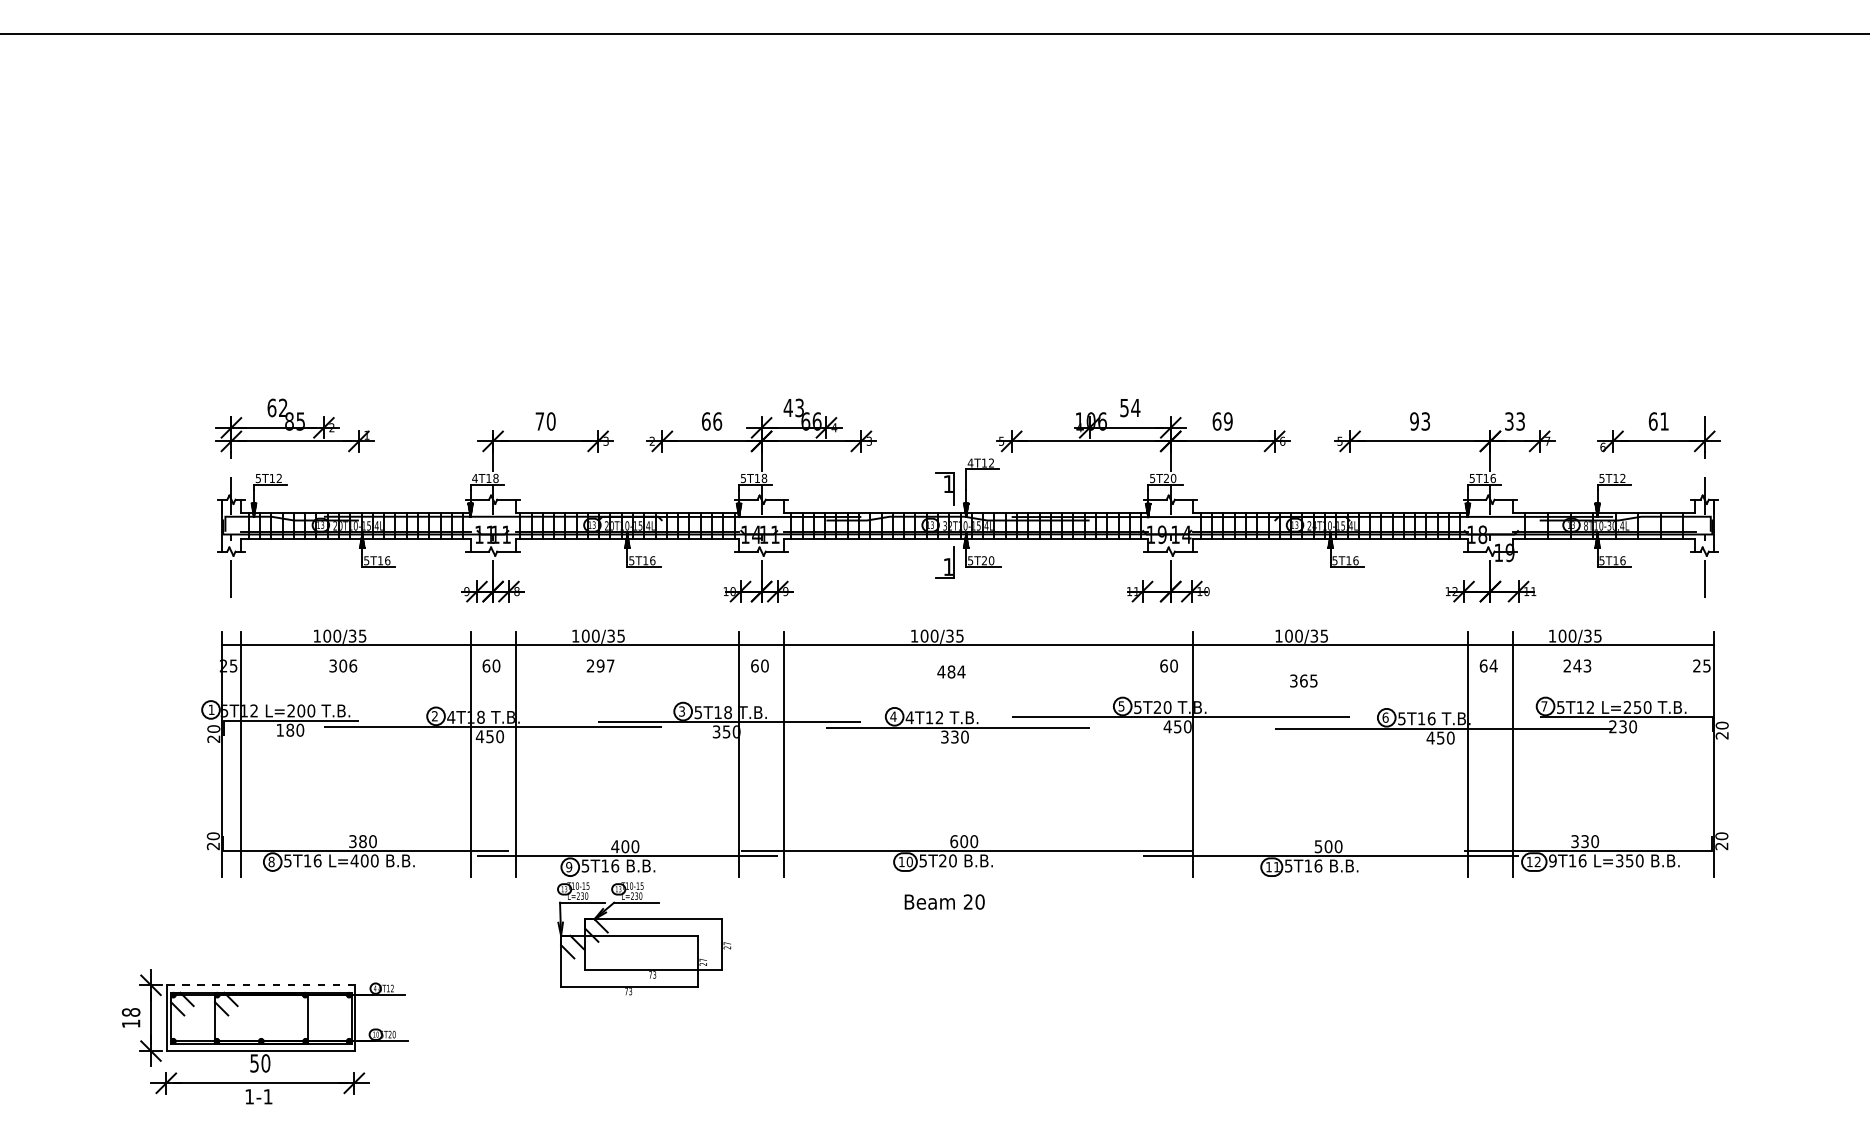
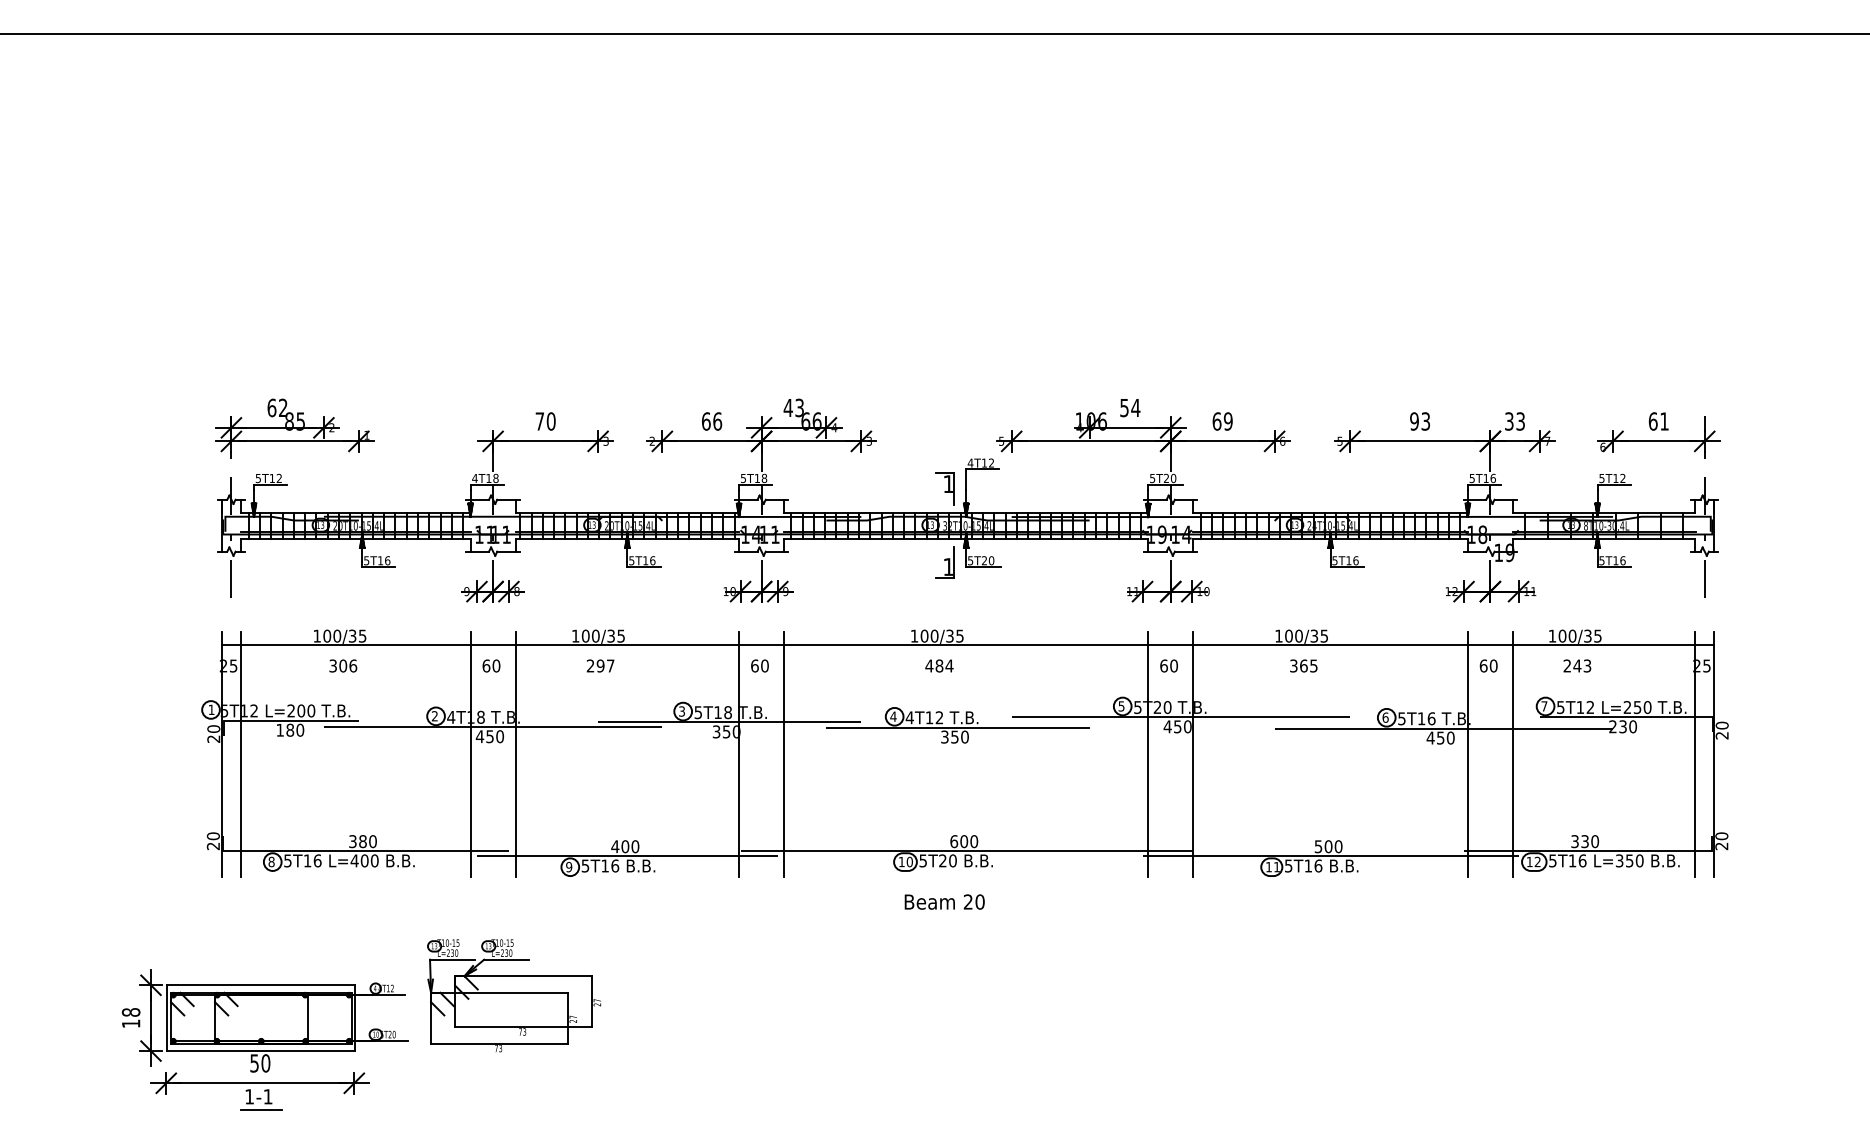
text: 64 -> 60 (1493, 665)
text position: (951, 671) -> (939, 665) (939, 665)
text position: (1303, 680) -> (1303, 665) (1303, 665)
text: 330 -> 350 (954, 736)
line: none -> present (1148, 754)
line: none -> present (1695, 754)
text: 9T16 -> 5T16 (1552, 860)
part position: (644, 938) -> (514, 995) (514, 995)
line: dashed -> solid (261, 985)
line: none -> present (260, 1109)
